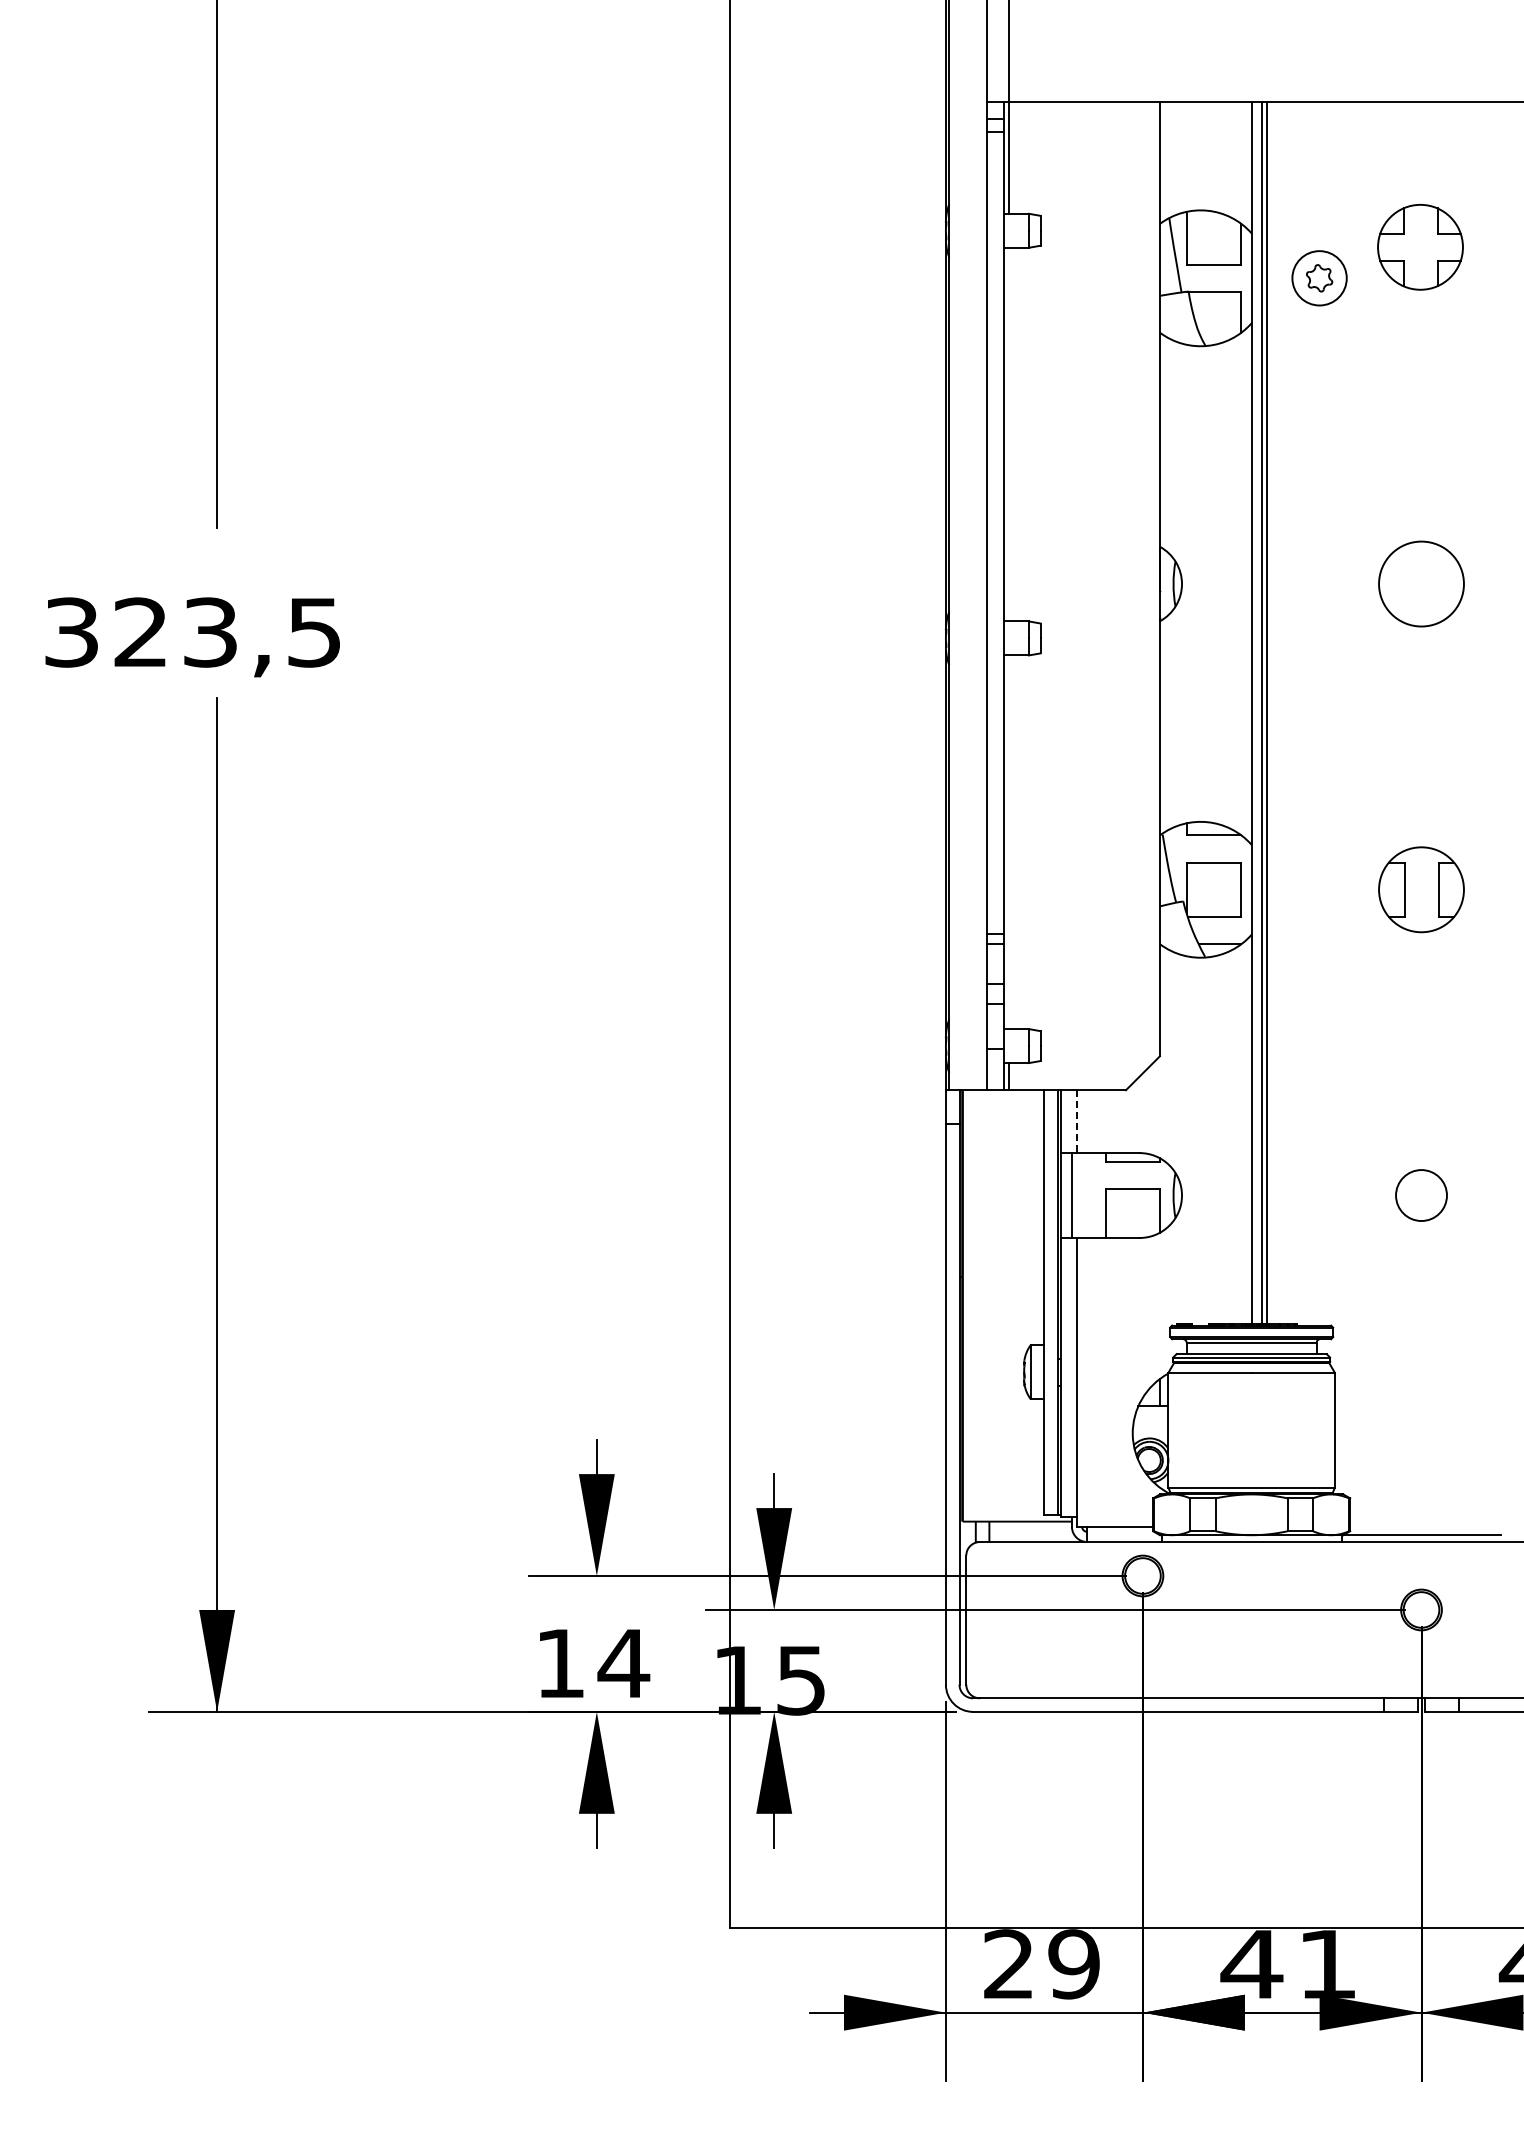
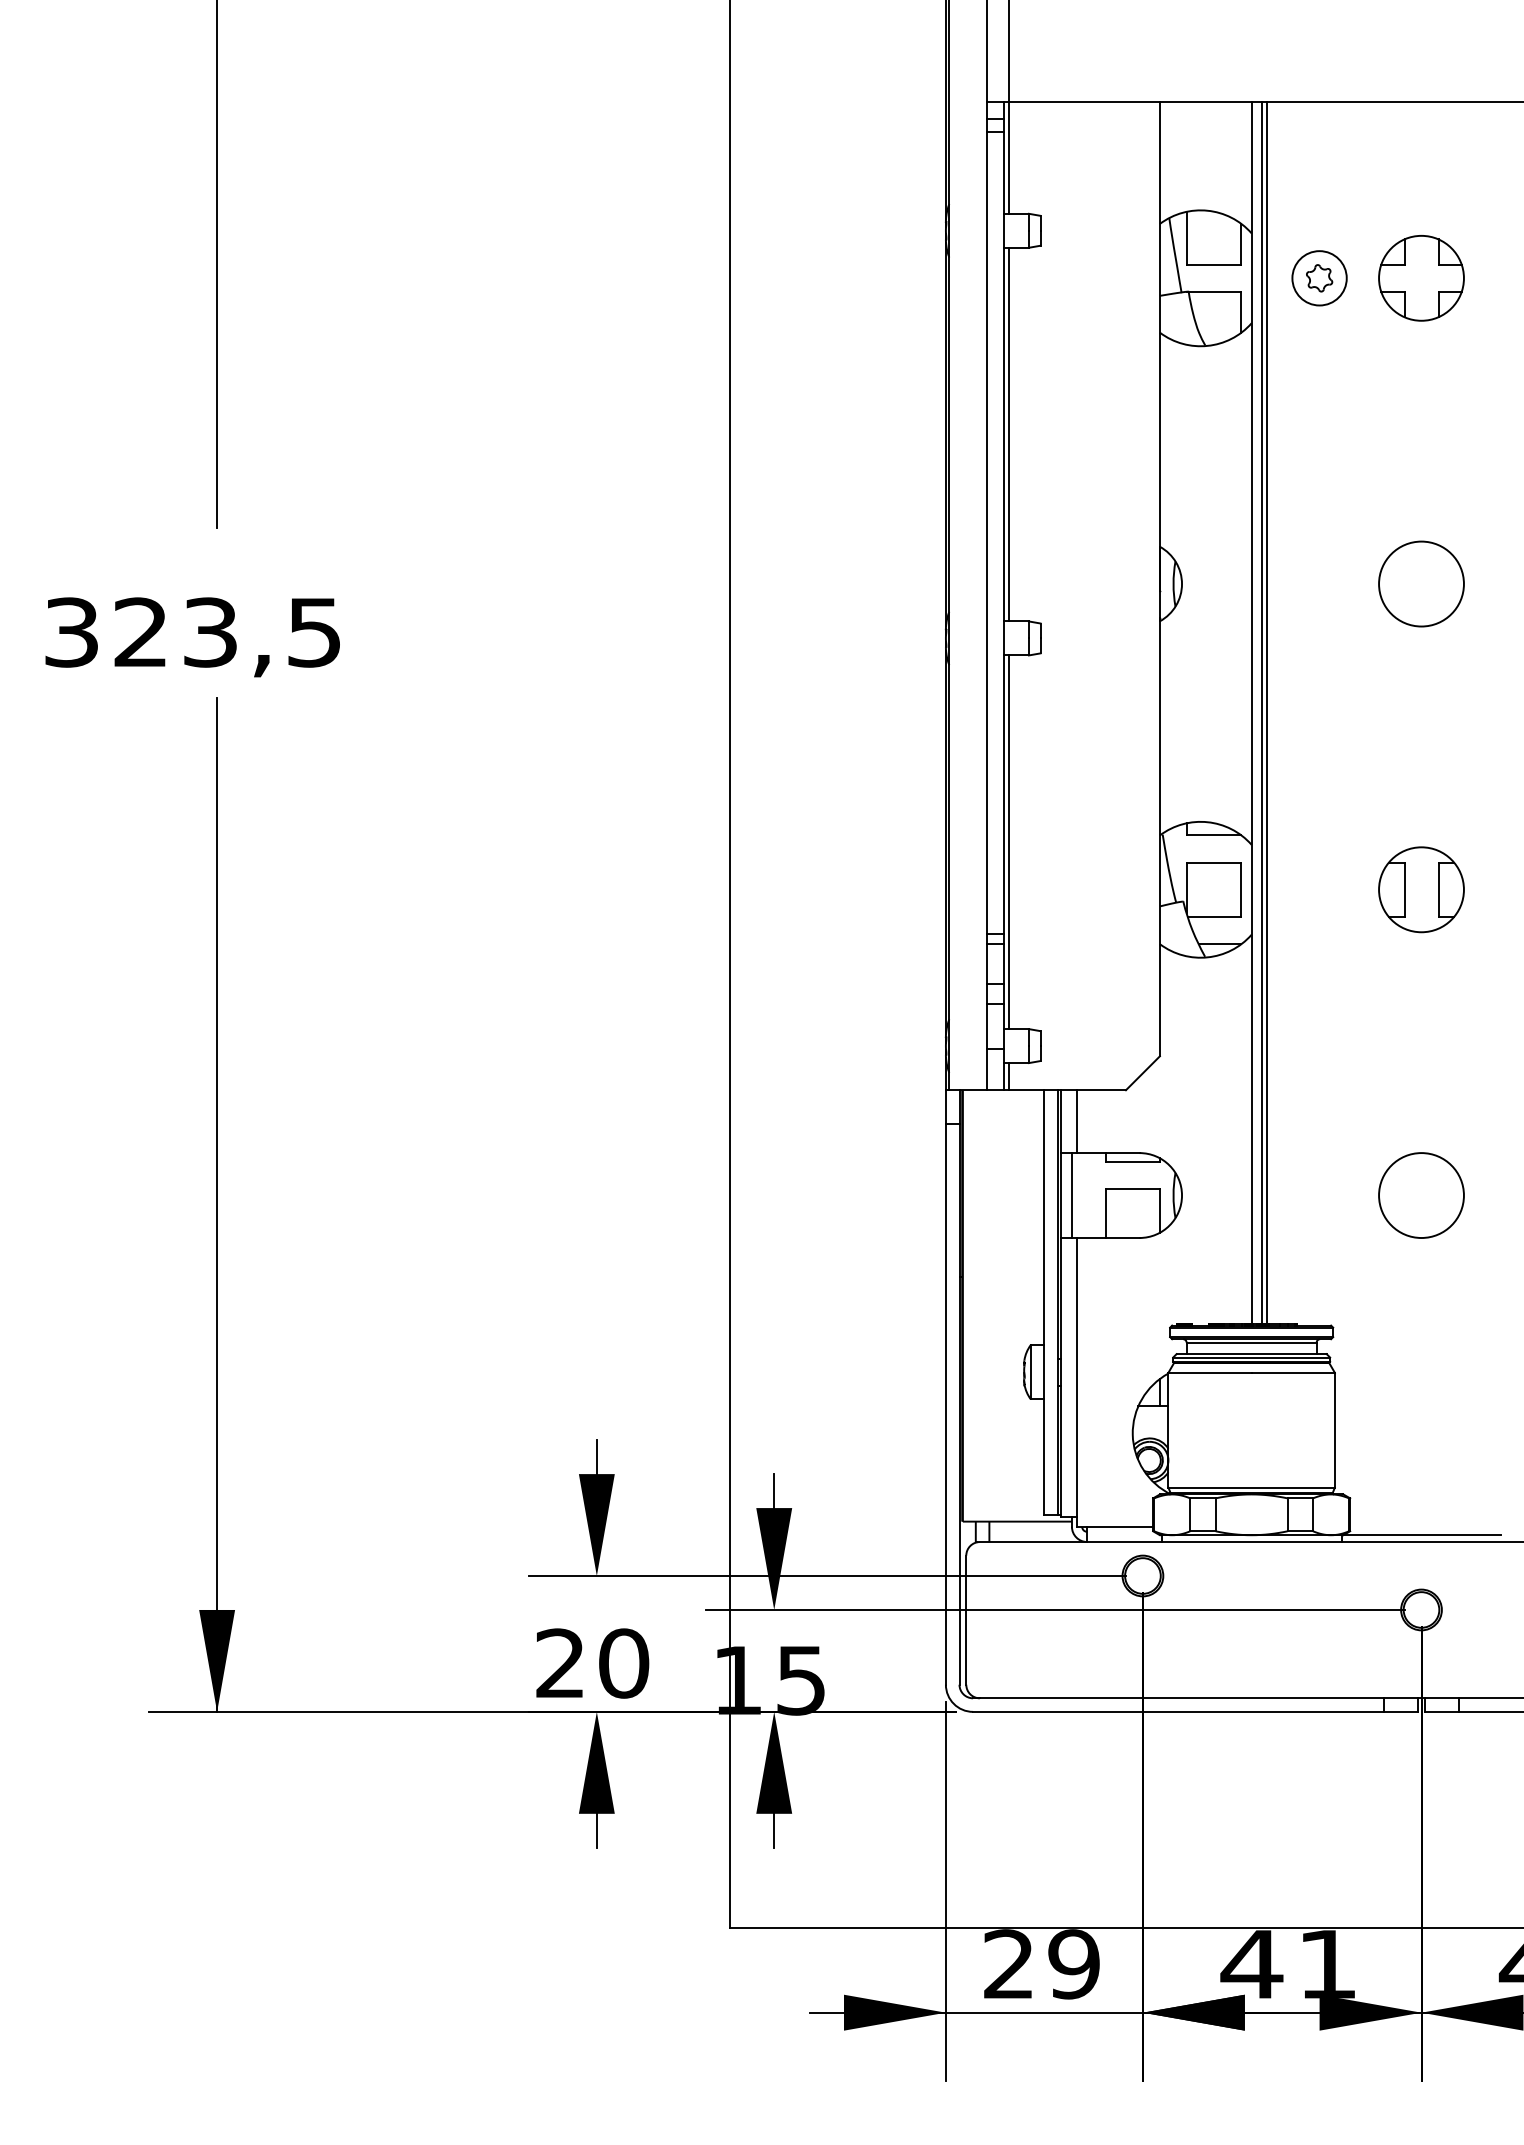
part position: (1420, 247) -> (1421, 278) (1421, 278)
line: none -> present (1008, 434)
line: none -> present (1008, 842)
line: dashed -> solid (1076, 1122)
circle diameter: 51 px -> 85 px (1421, 1195)
text: 14 -> 20 (593, 1663)
